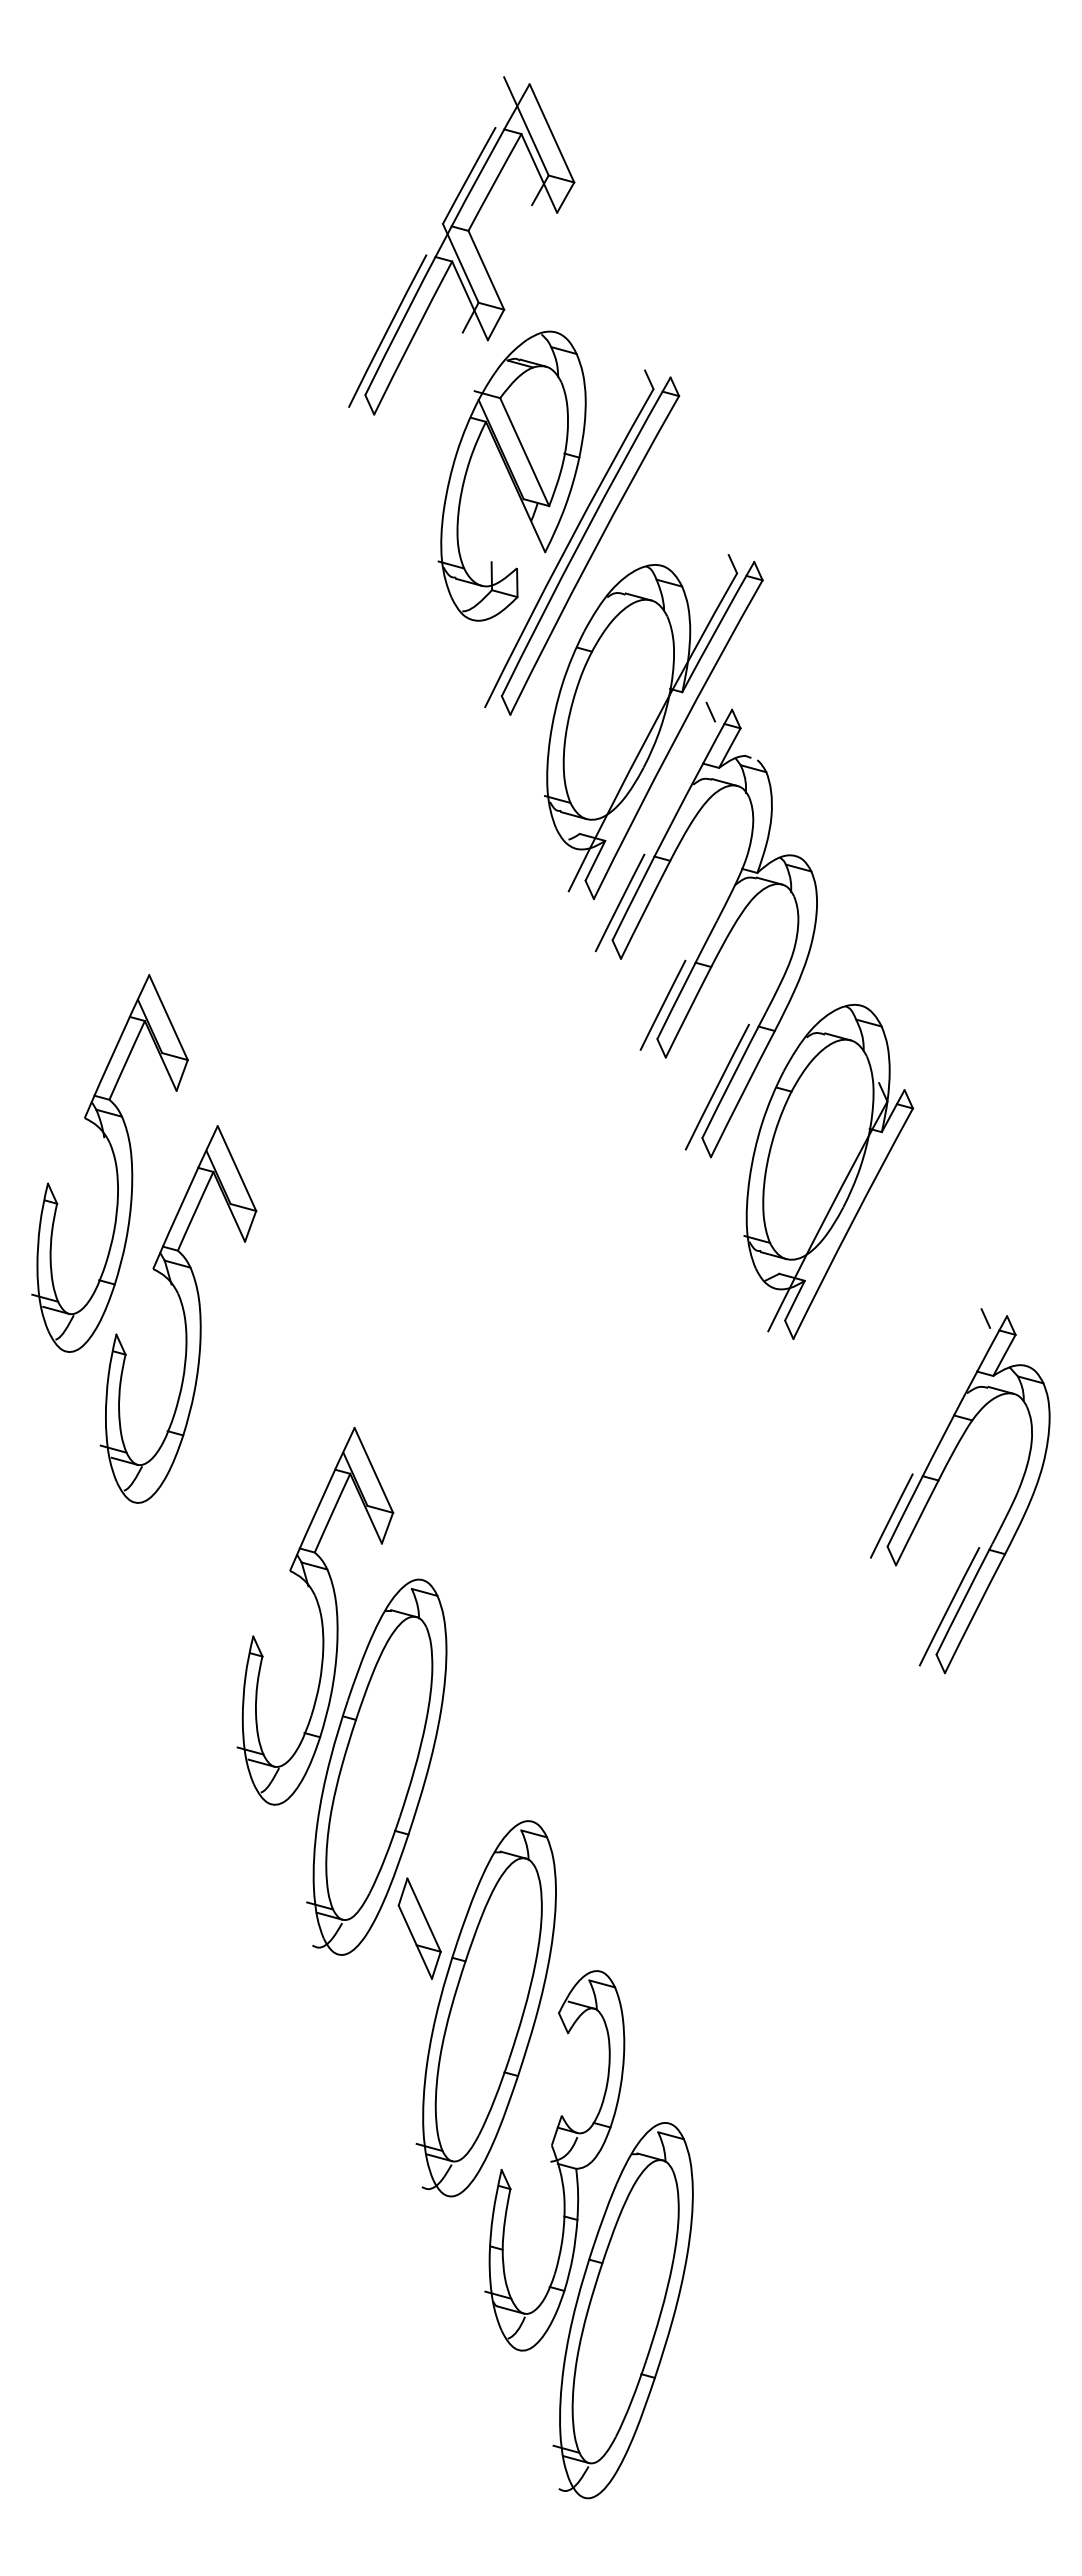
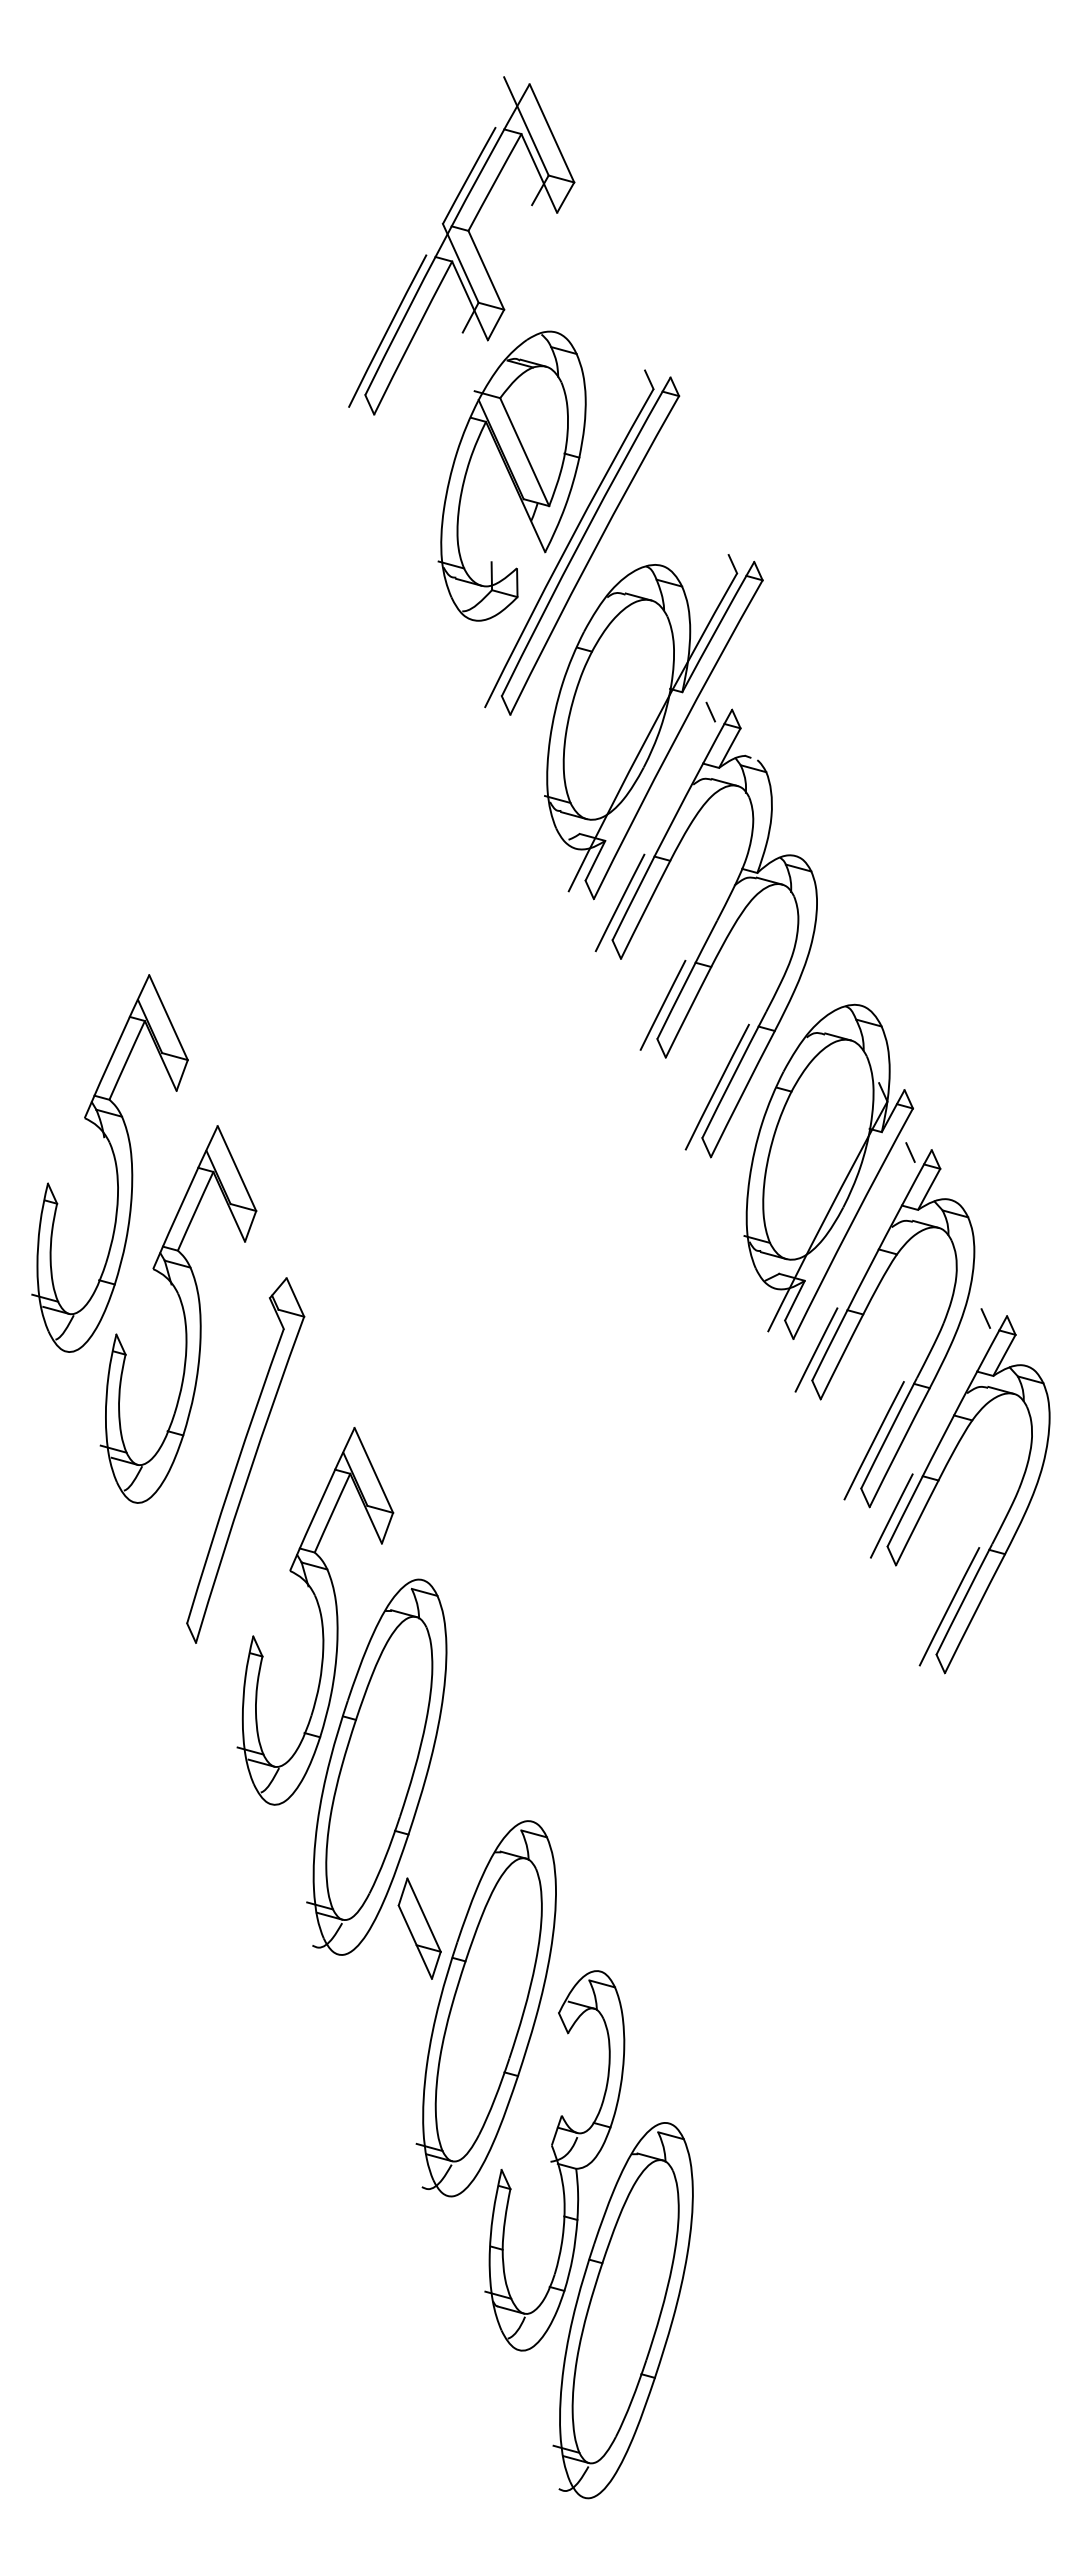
part: none -> present (864, 1314)
part: none -> present (245, 1460)
